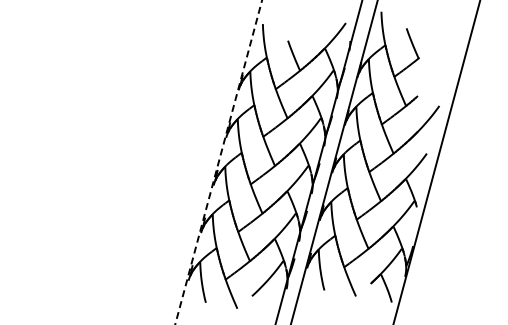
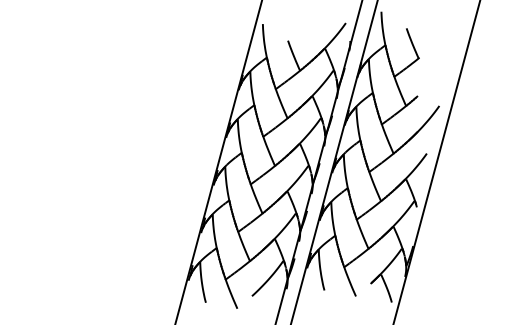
line: dashed -> solid (218, 162)
